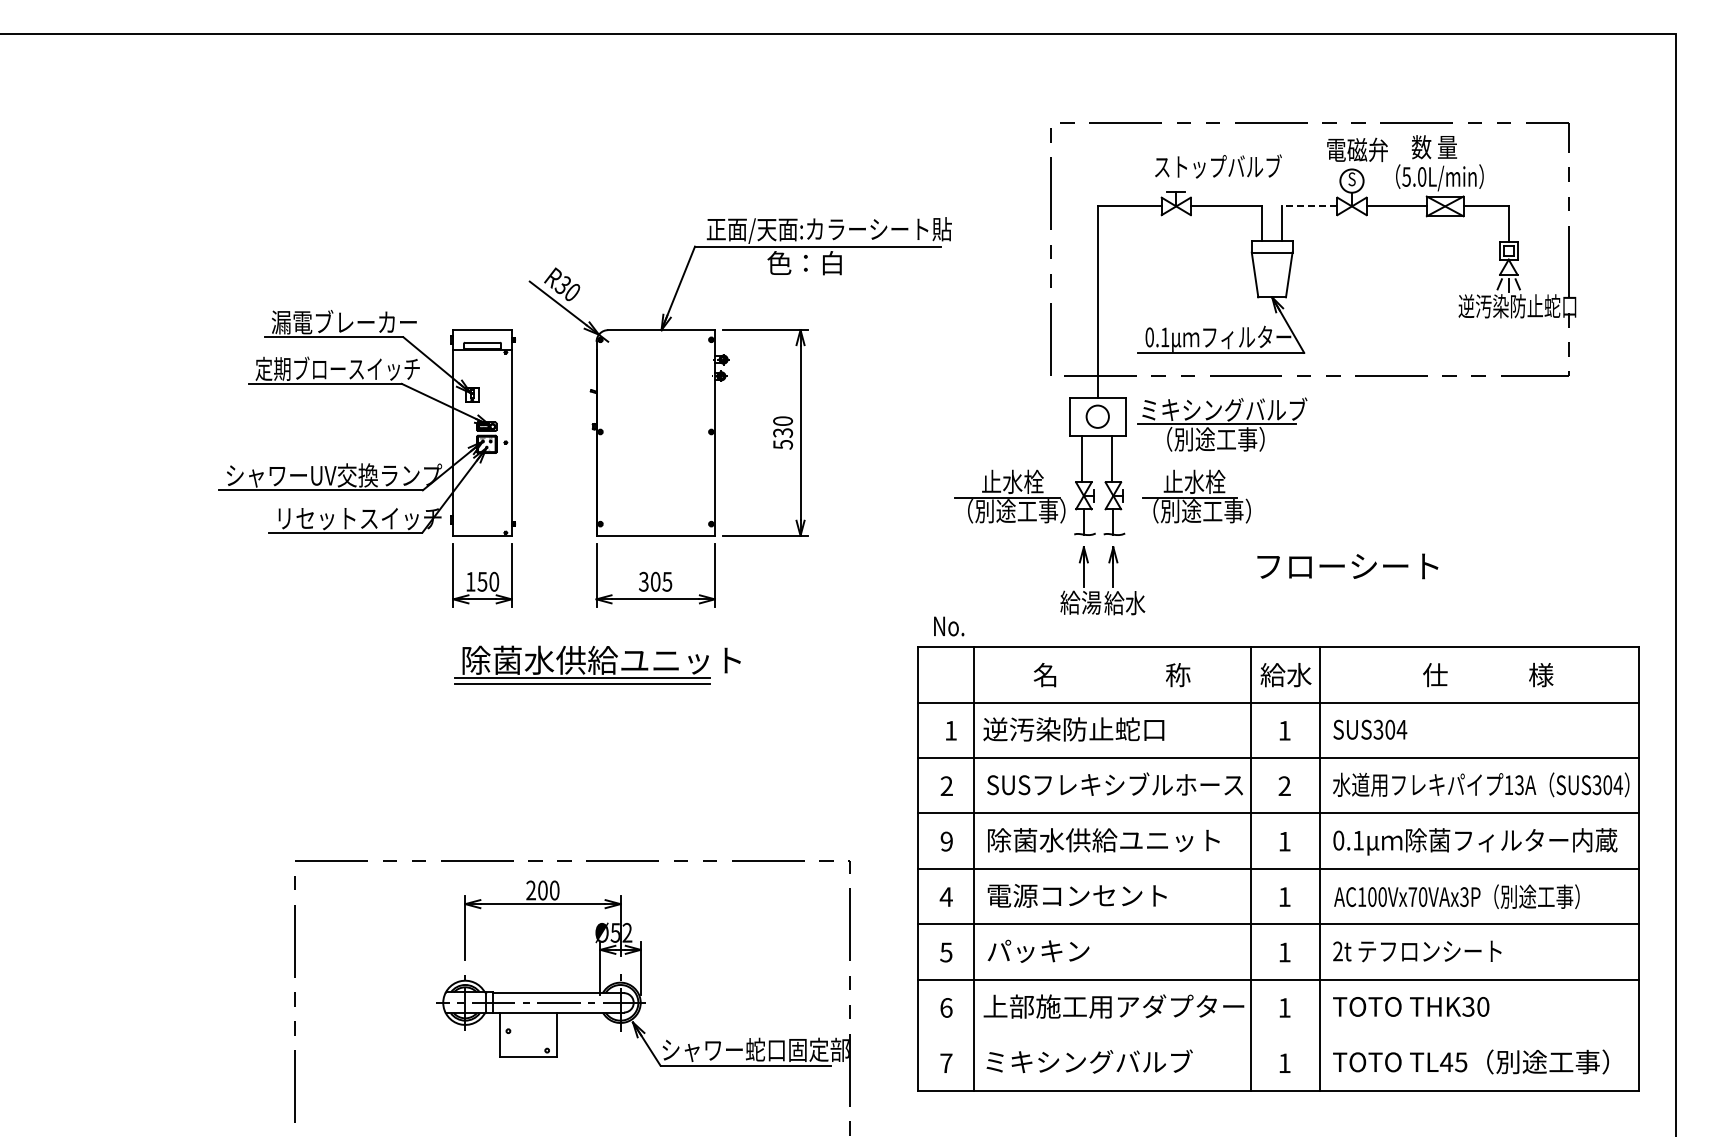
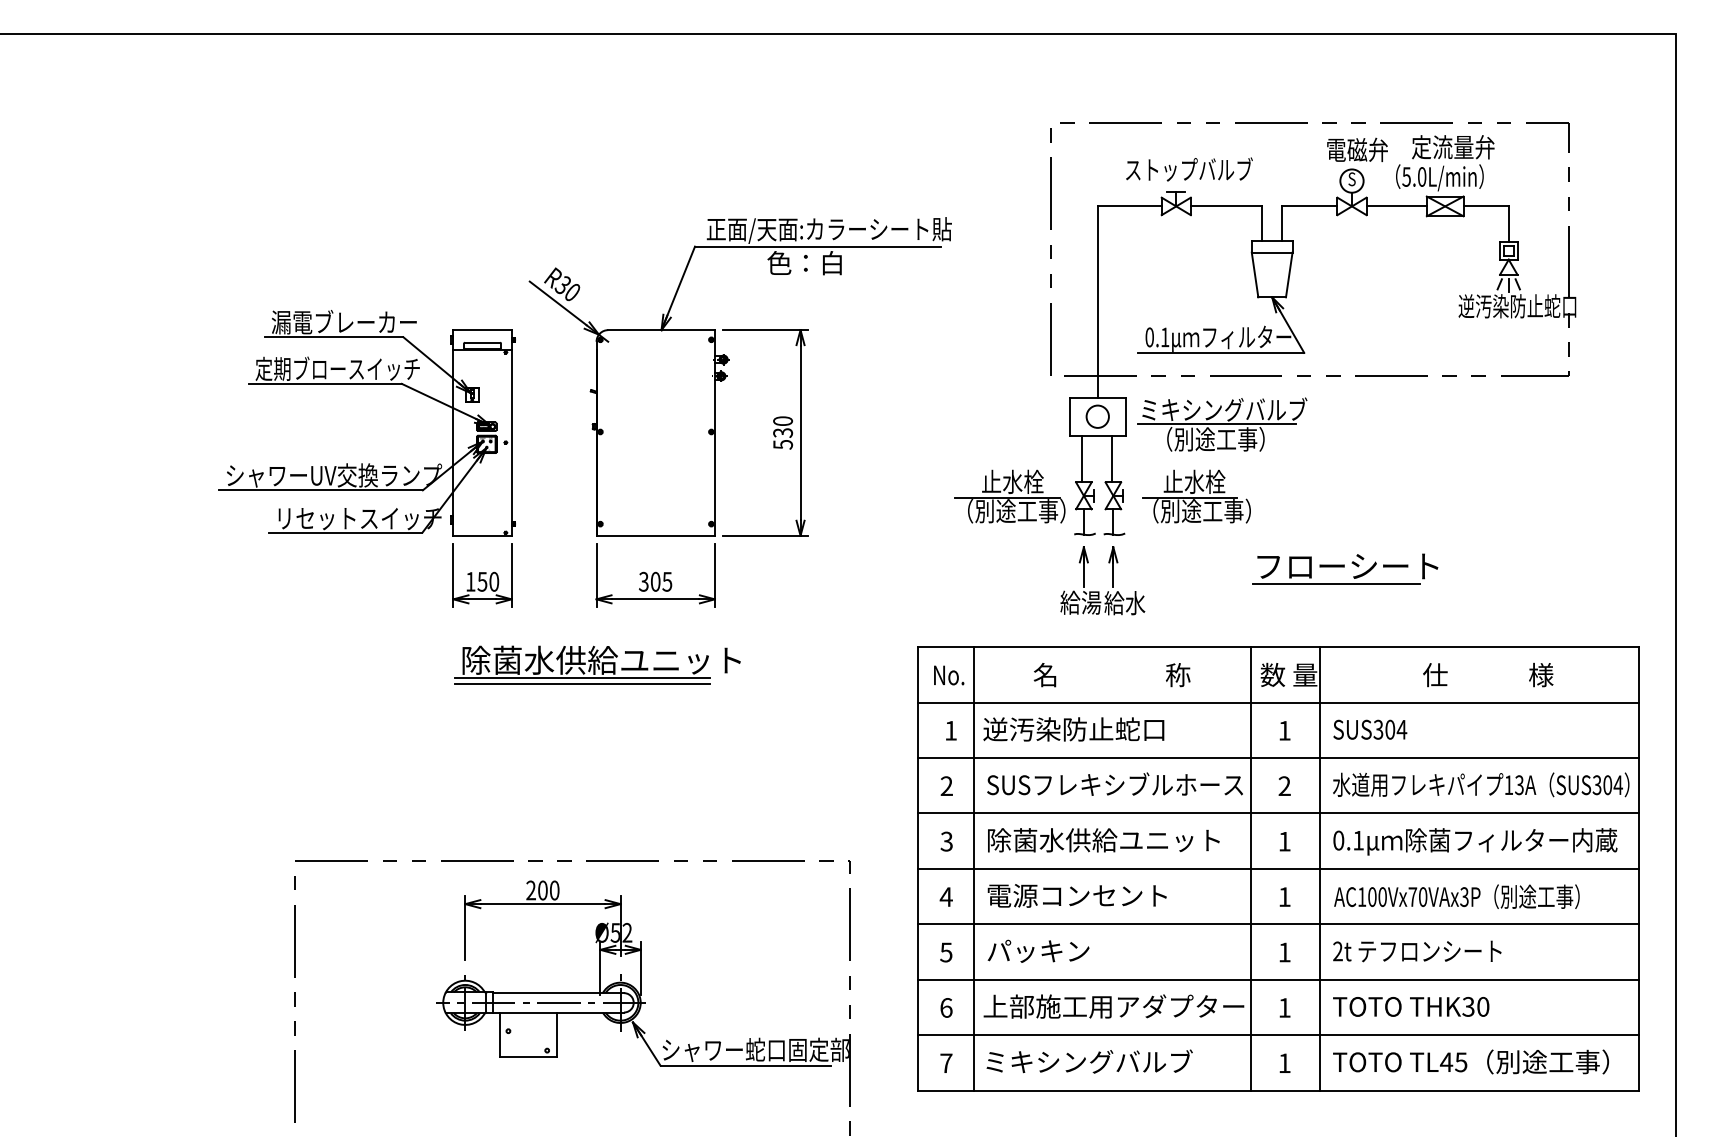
text: 数 量 -> 定流量弁 (1452, 147)
text position: (1218, 166) -> (1189, 169) (1189, 169)
line: dashed -> solid (1309, 206)
line: none -> present (1335, 583)
text position: (949, 626) -> (949, 675) (949, 675)
text: 給水 -> 数 量 (1288, 674)
text: 9 -> 3 (946, 841)
line: none -> present (1278, 1035)
